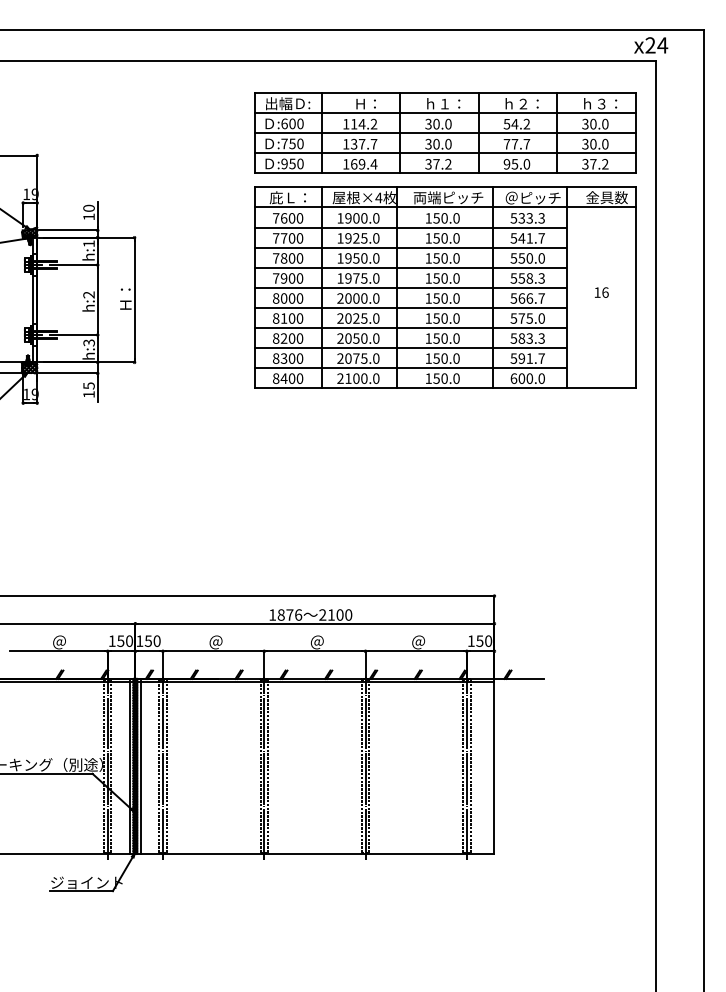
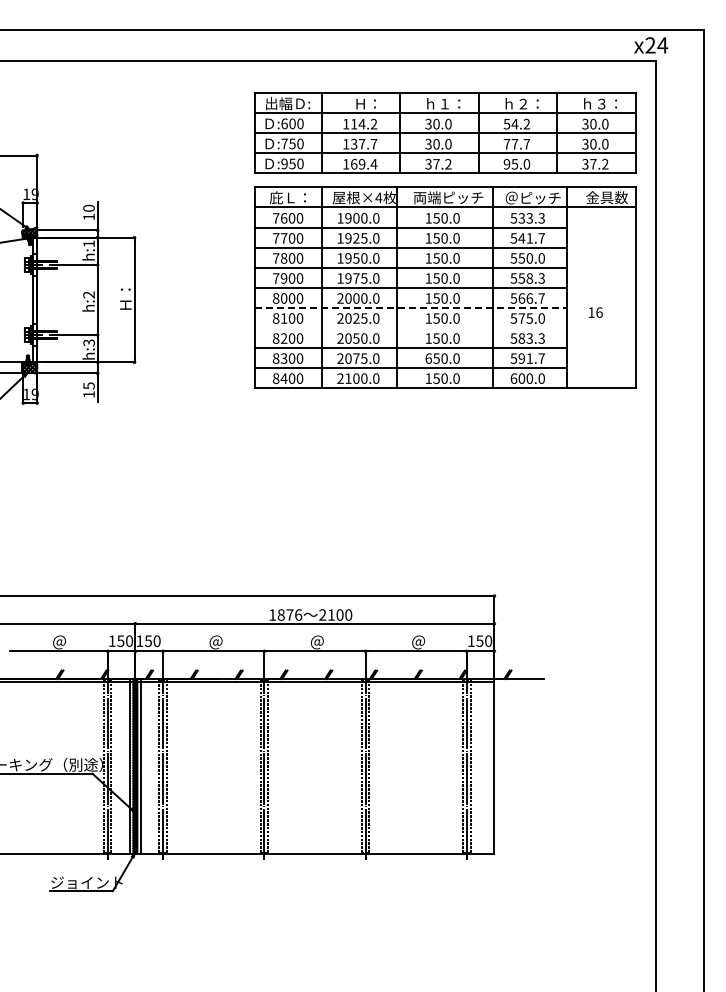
text position: (601, 292) -> (595, 312) (595, 312)
line: solid -> dashed (410, 307)
line: present -> none (410, 327)
text: 150.0 -> 650.0 (428, 358)
